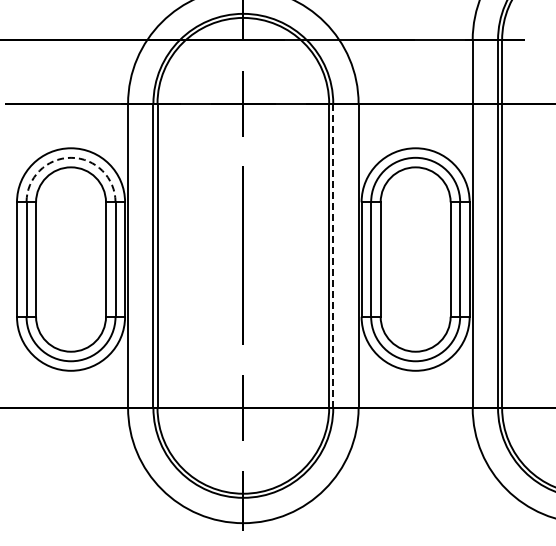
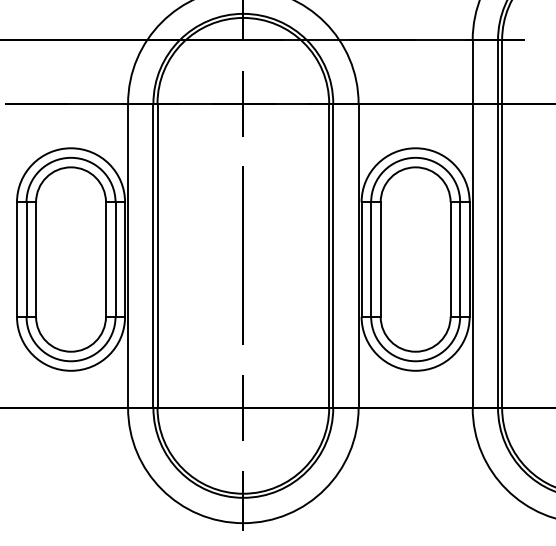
arc: dashed -> solid (71, 157)
line: dashed -> solid (333, 255)
